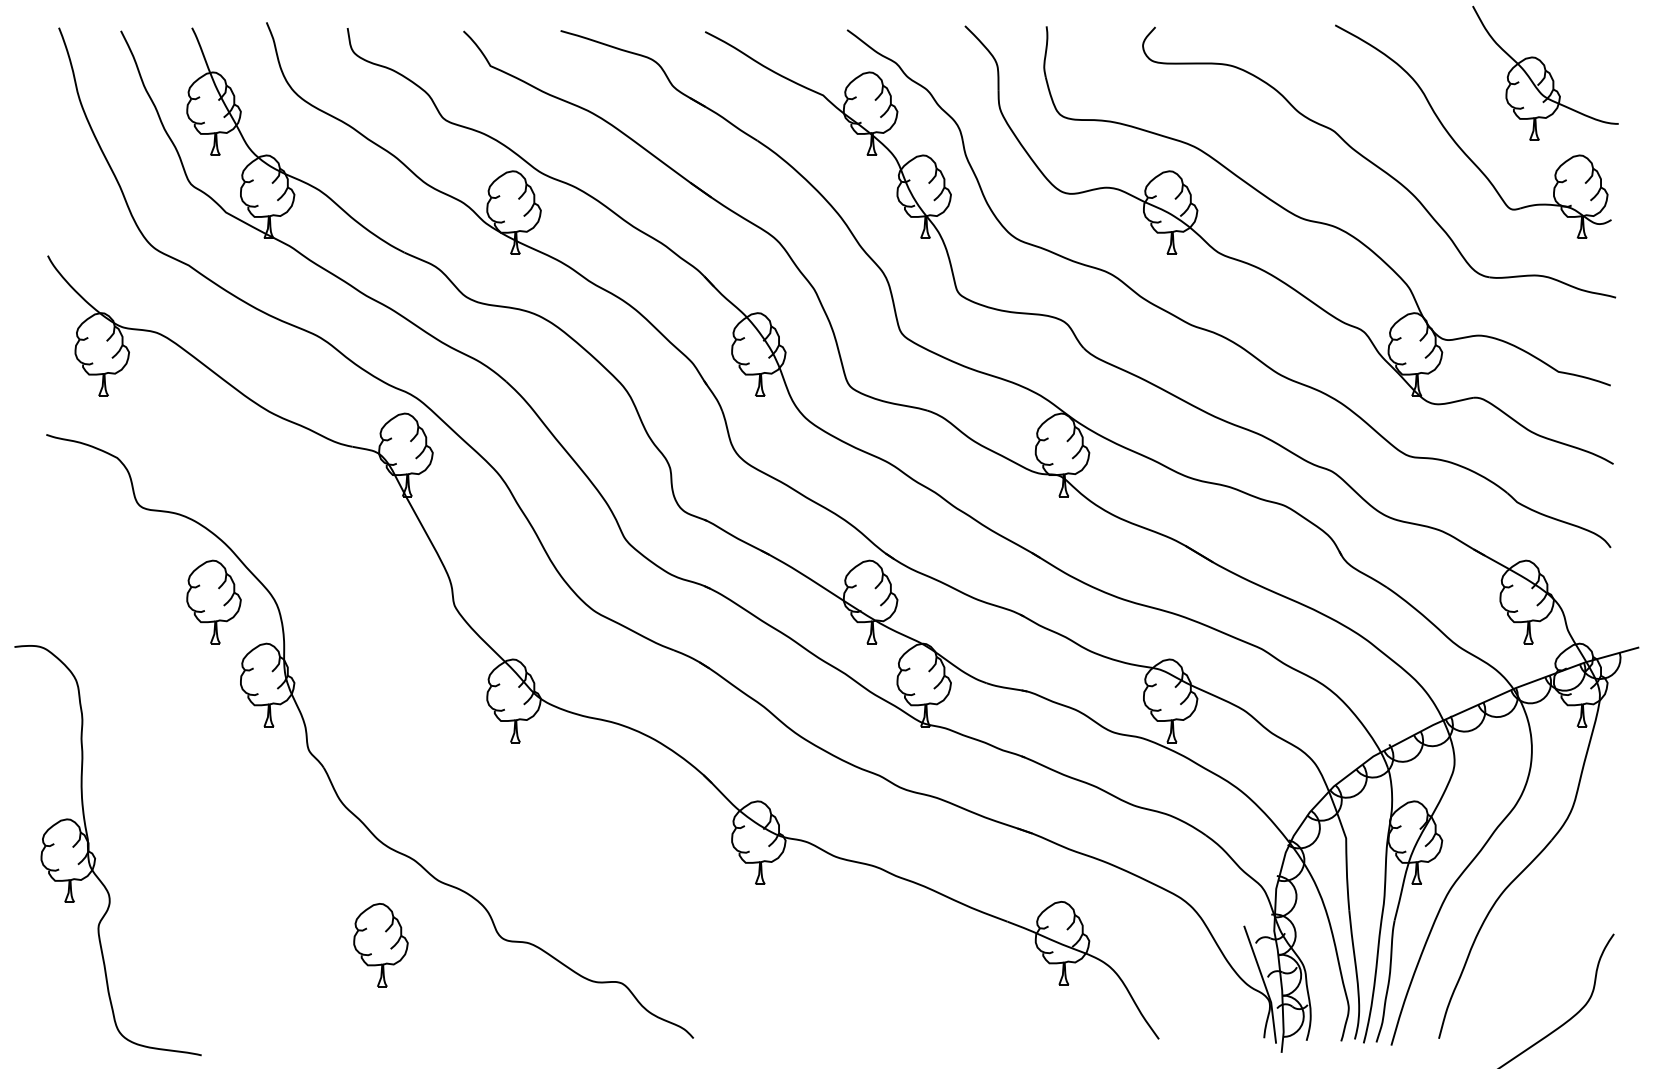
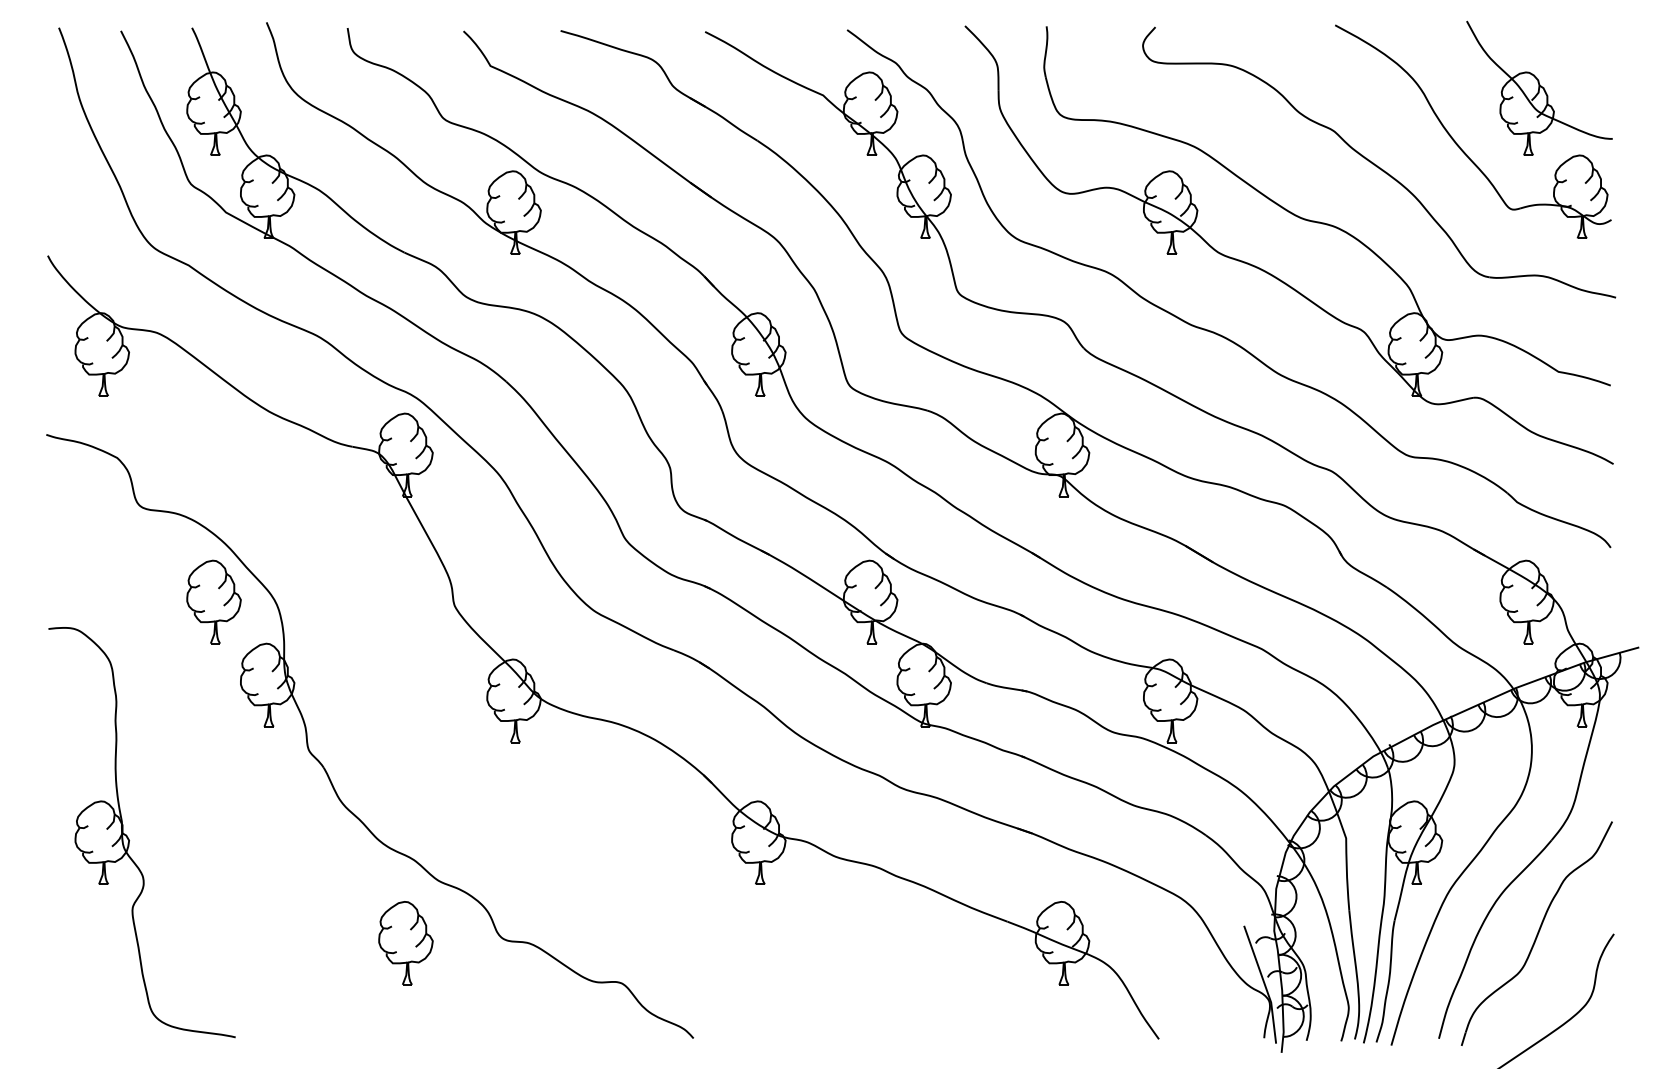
part position: (1545, 72) -> (1539, 87) (1539, 87)
part position: (95, 857) -> (129, 839) (129, 839)
part: none -> present (1536, 933)
part position: (380, 945) -> (405, 943) (405, 943)
